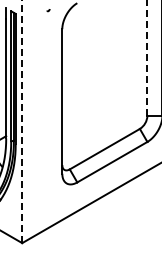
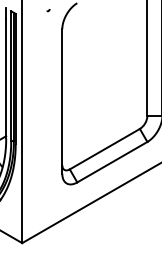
line: dashed -> solid (147, 58)
line: dashed -> solid (22, 121)
